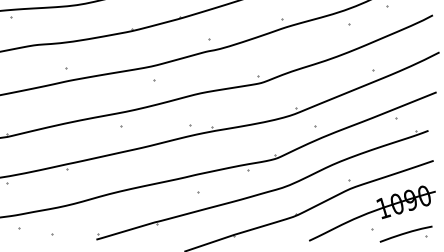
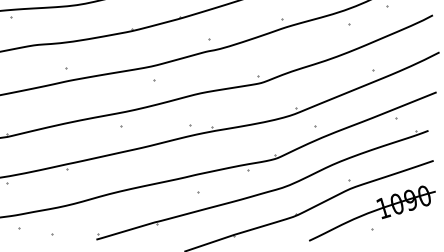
part: present -> none (405, 233)
